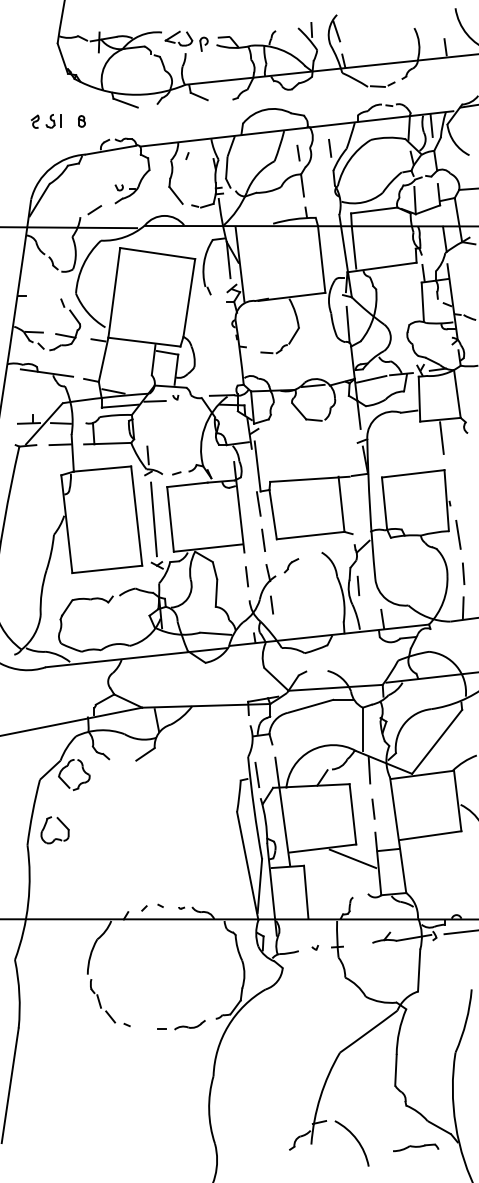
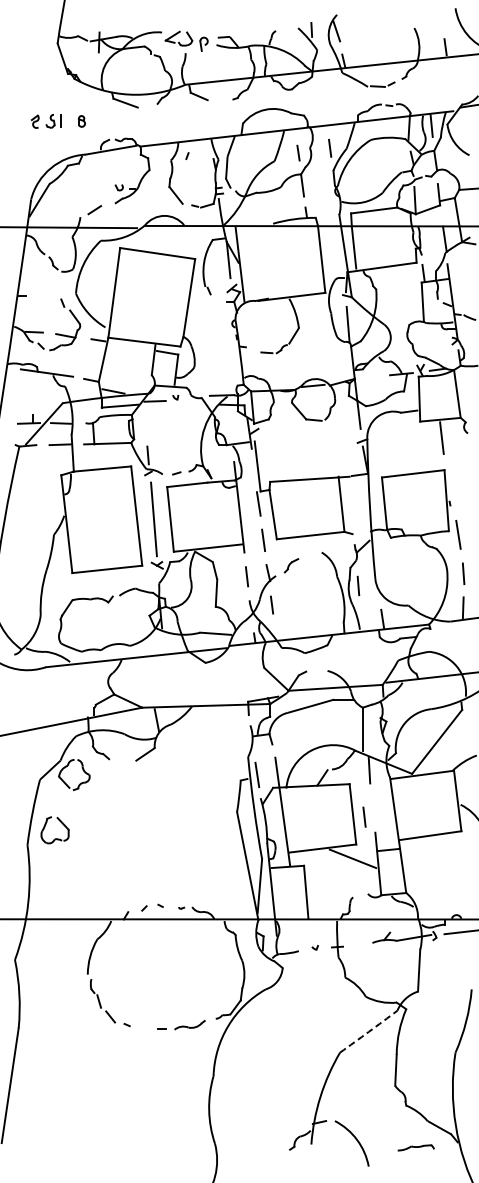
line: present -> none (371, 379)
line position: (373, 808) -> (364, 816) (364, 816)
arc: solid -> dashed (368, 1031)
part size: 47x10 px -> 38x8 px (415, 1147)
